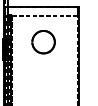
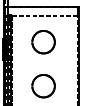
part: none -> present (43, 86)
